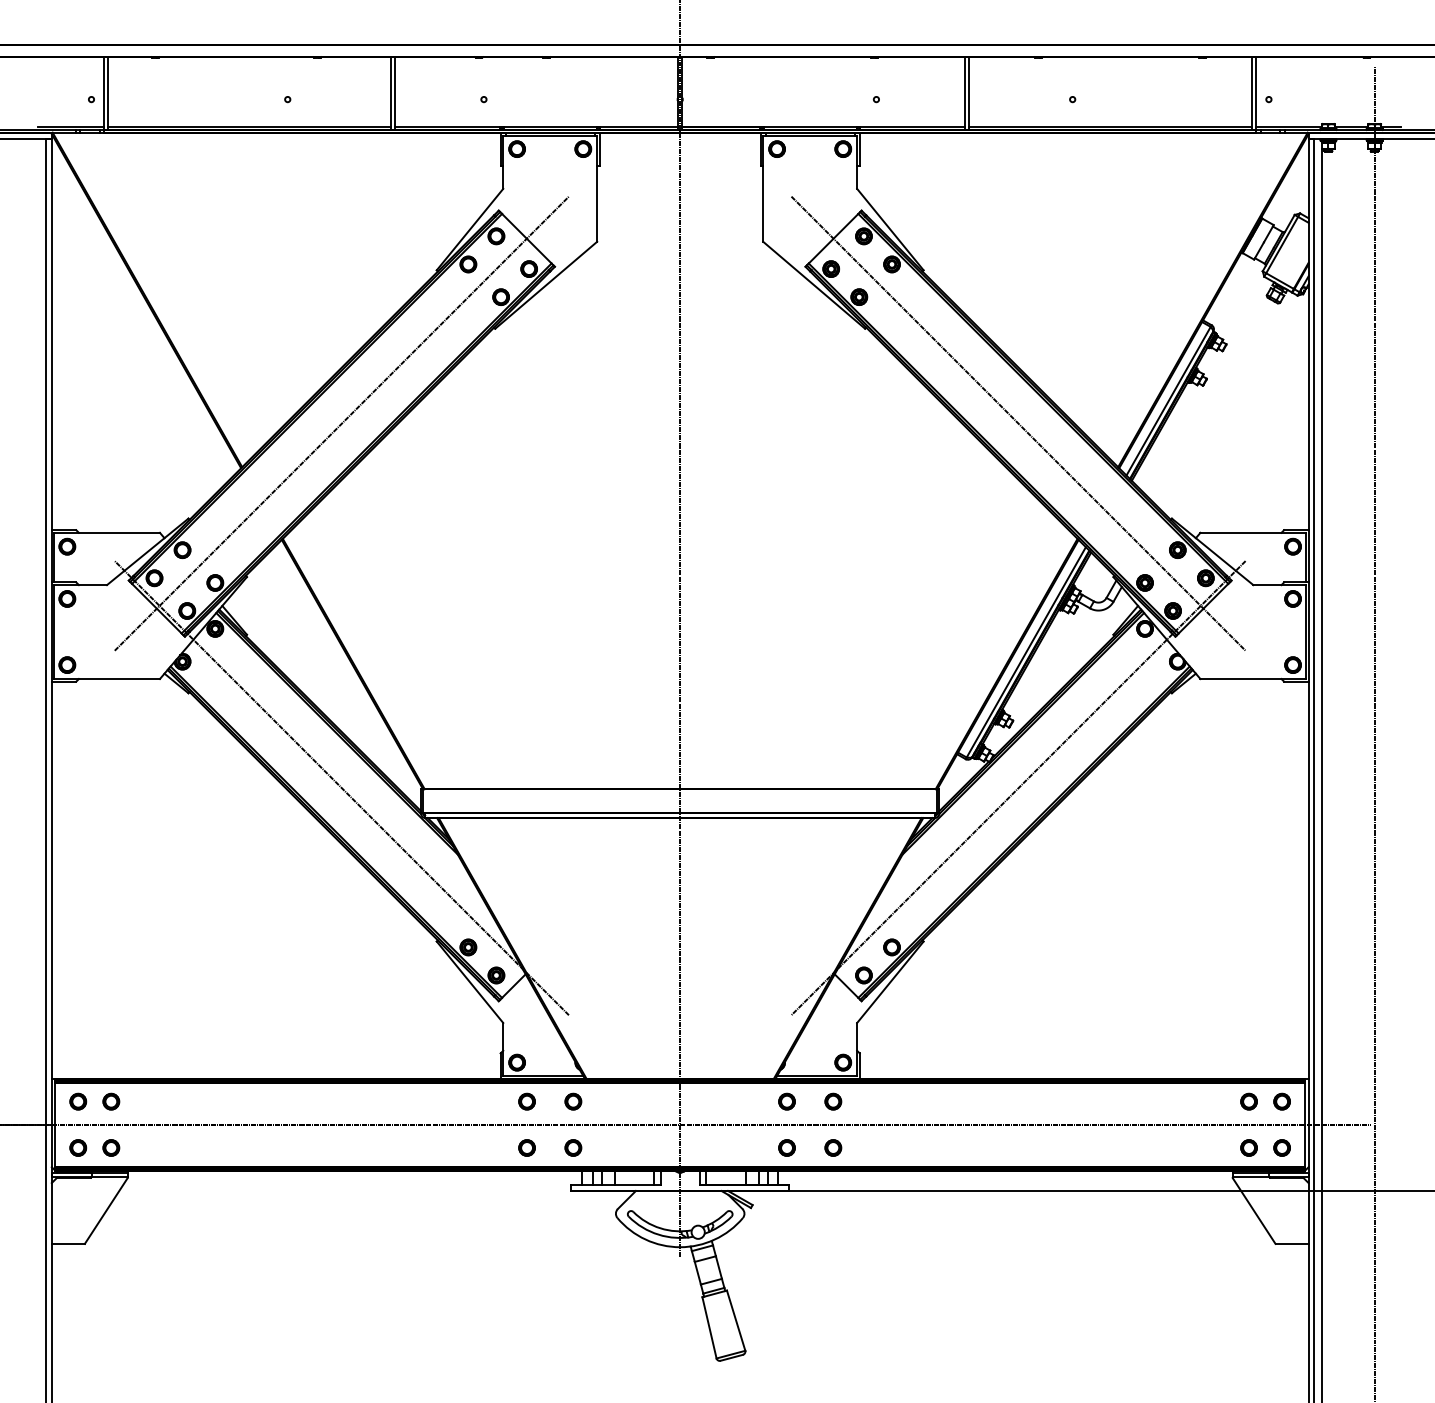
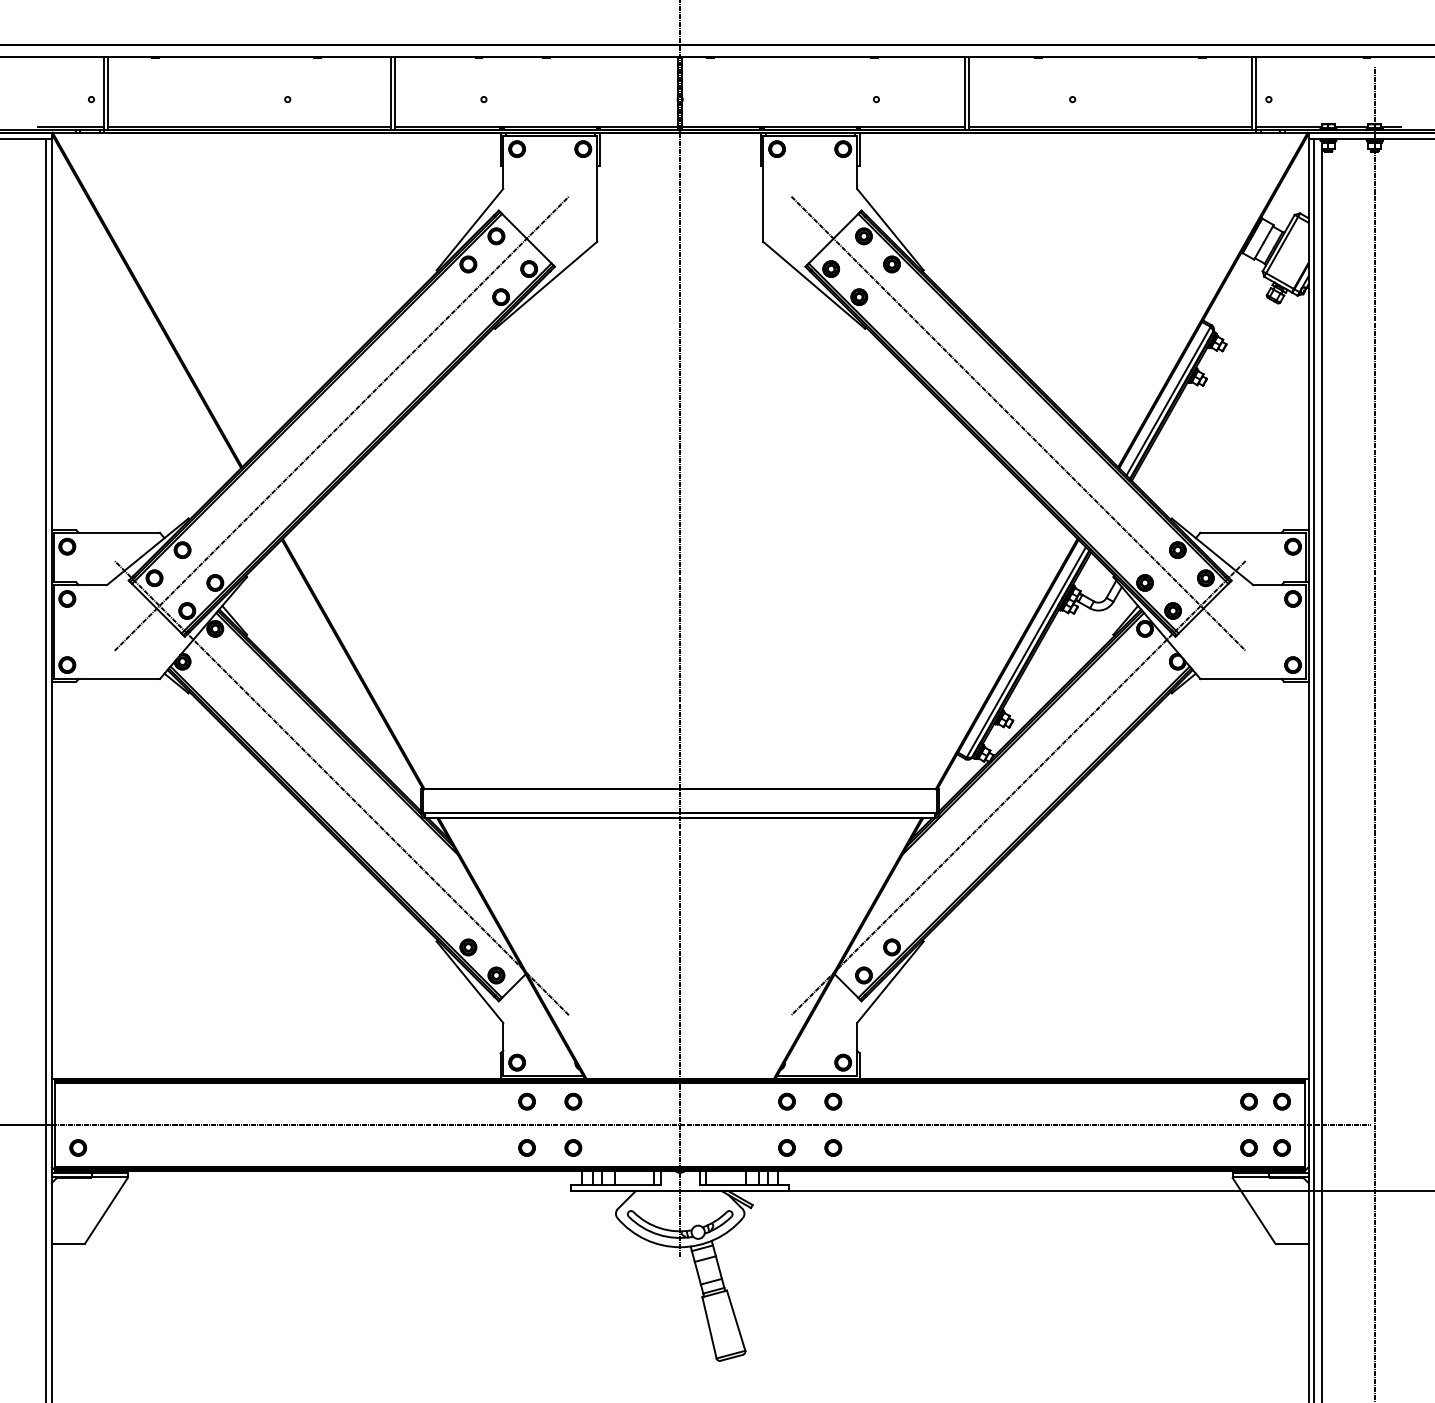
part: present -> none (78, 1101)
part: present -> none (111, 1101)
part: present -> none (111, 1147)
